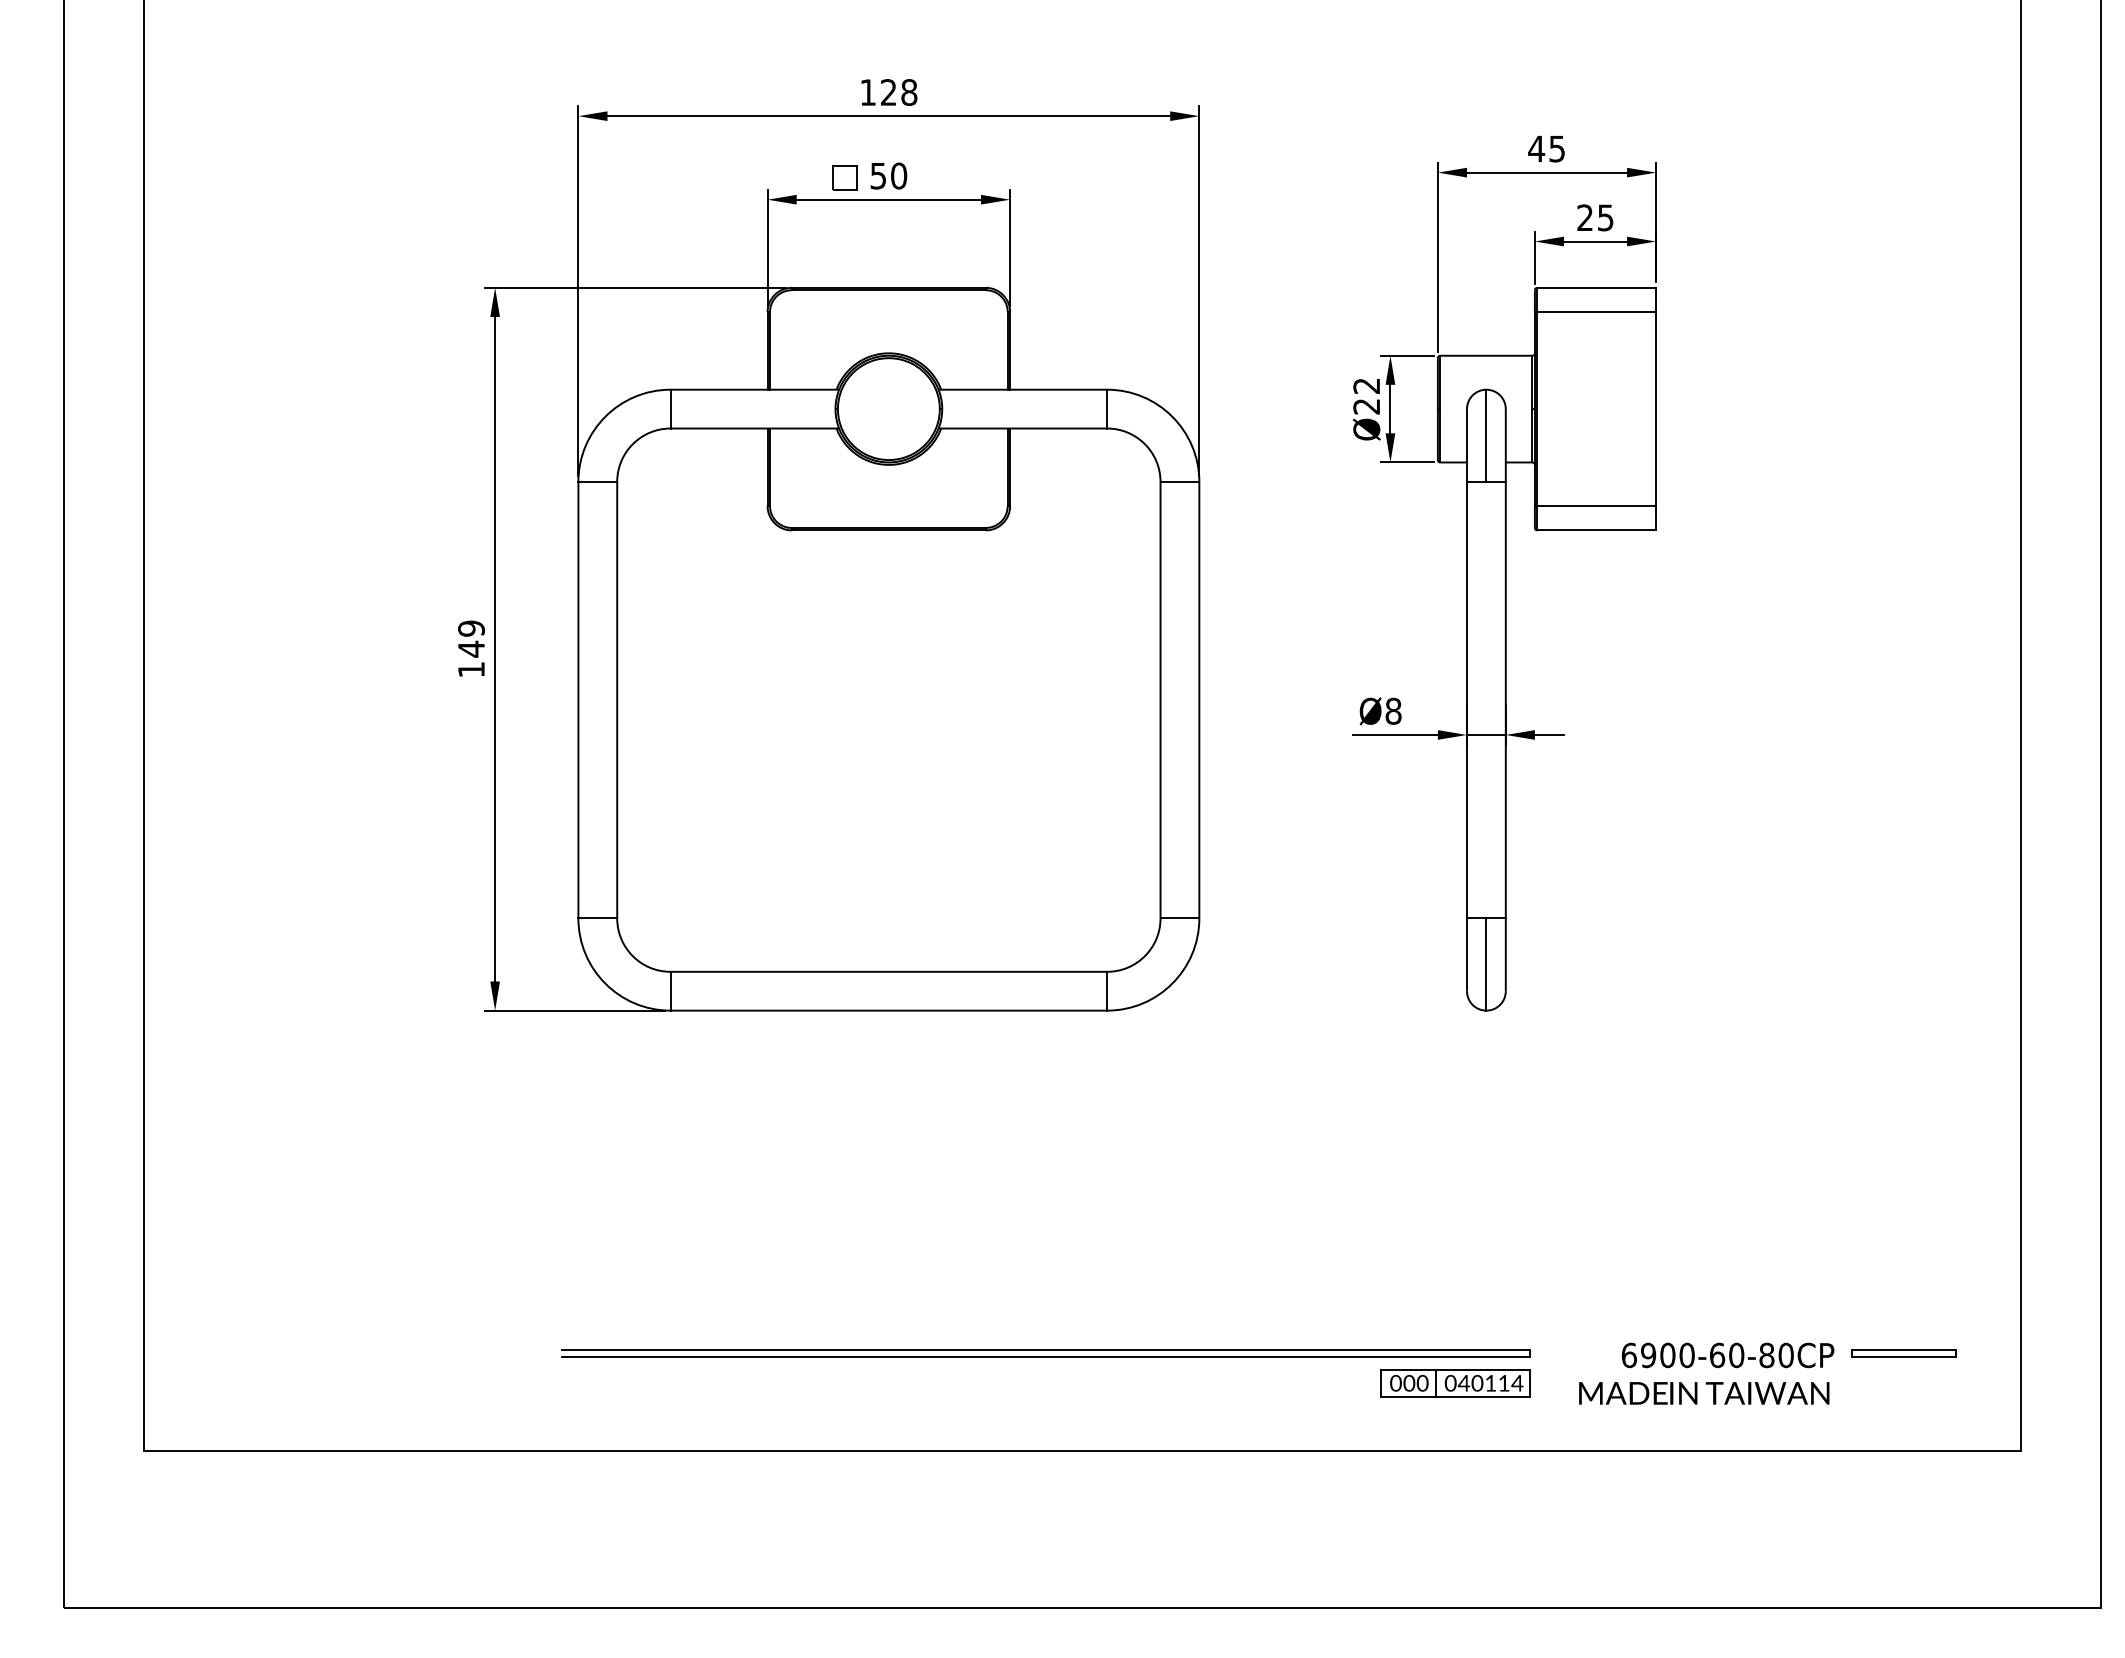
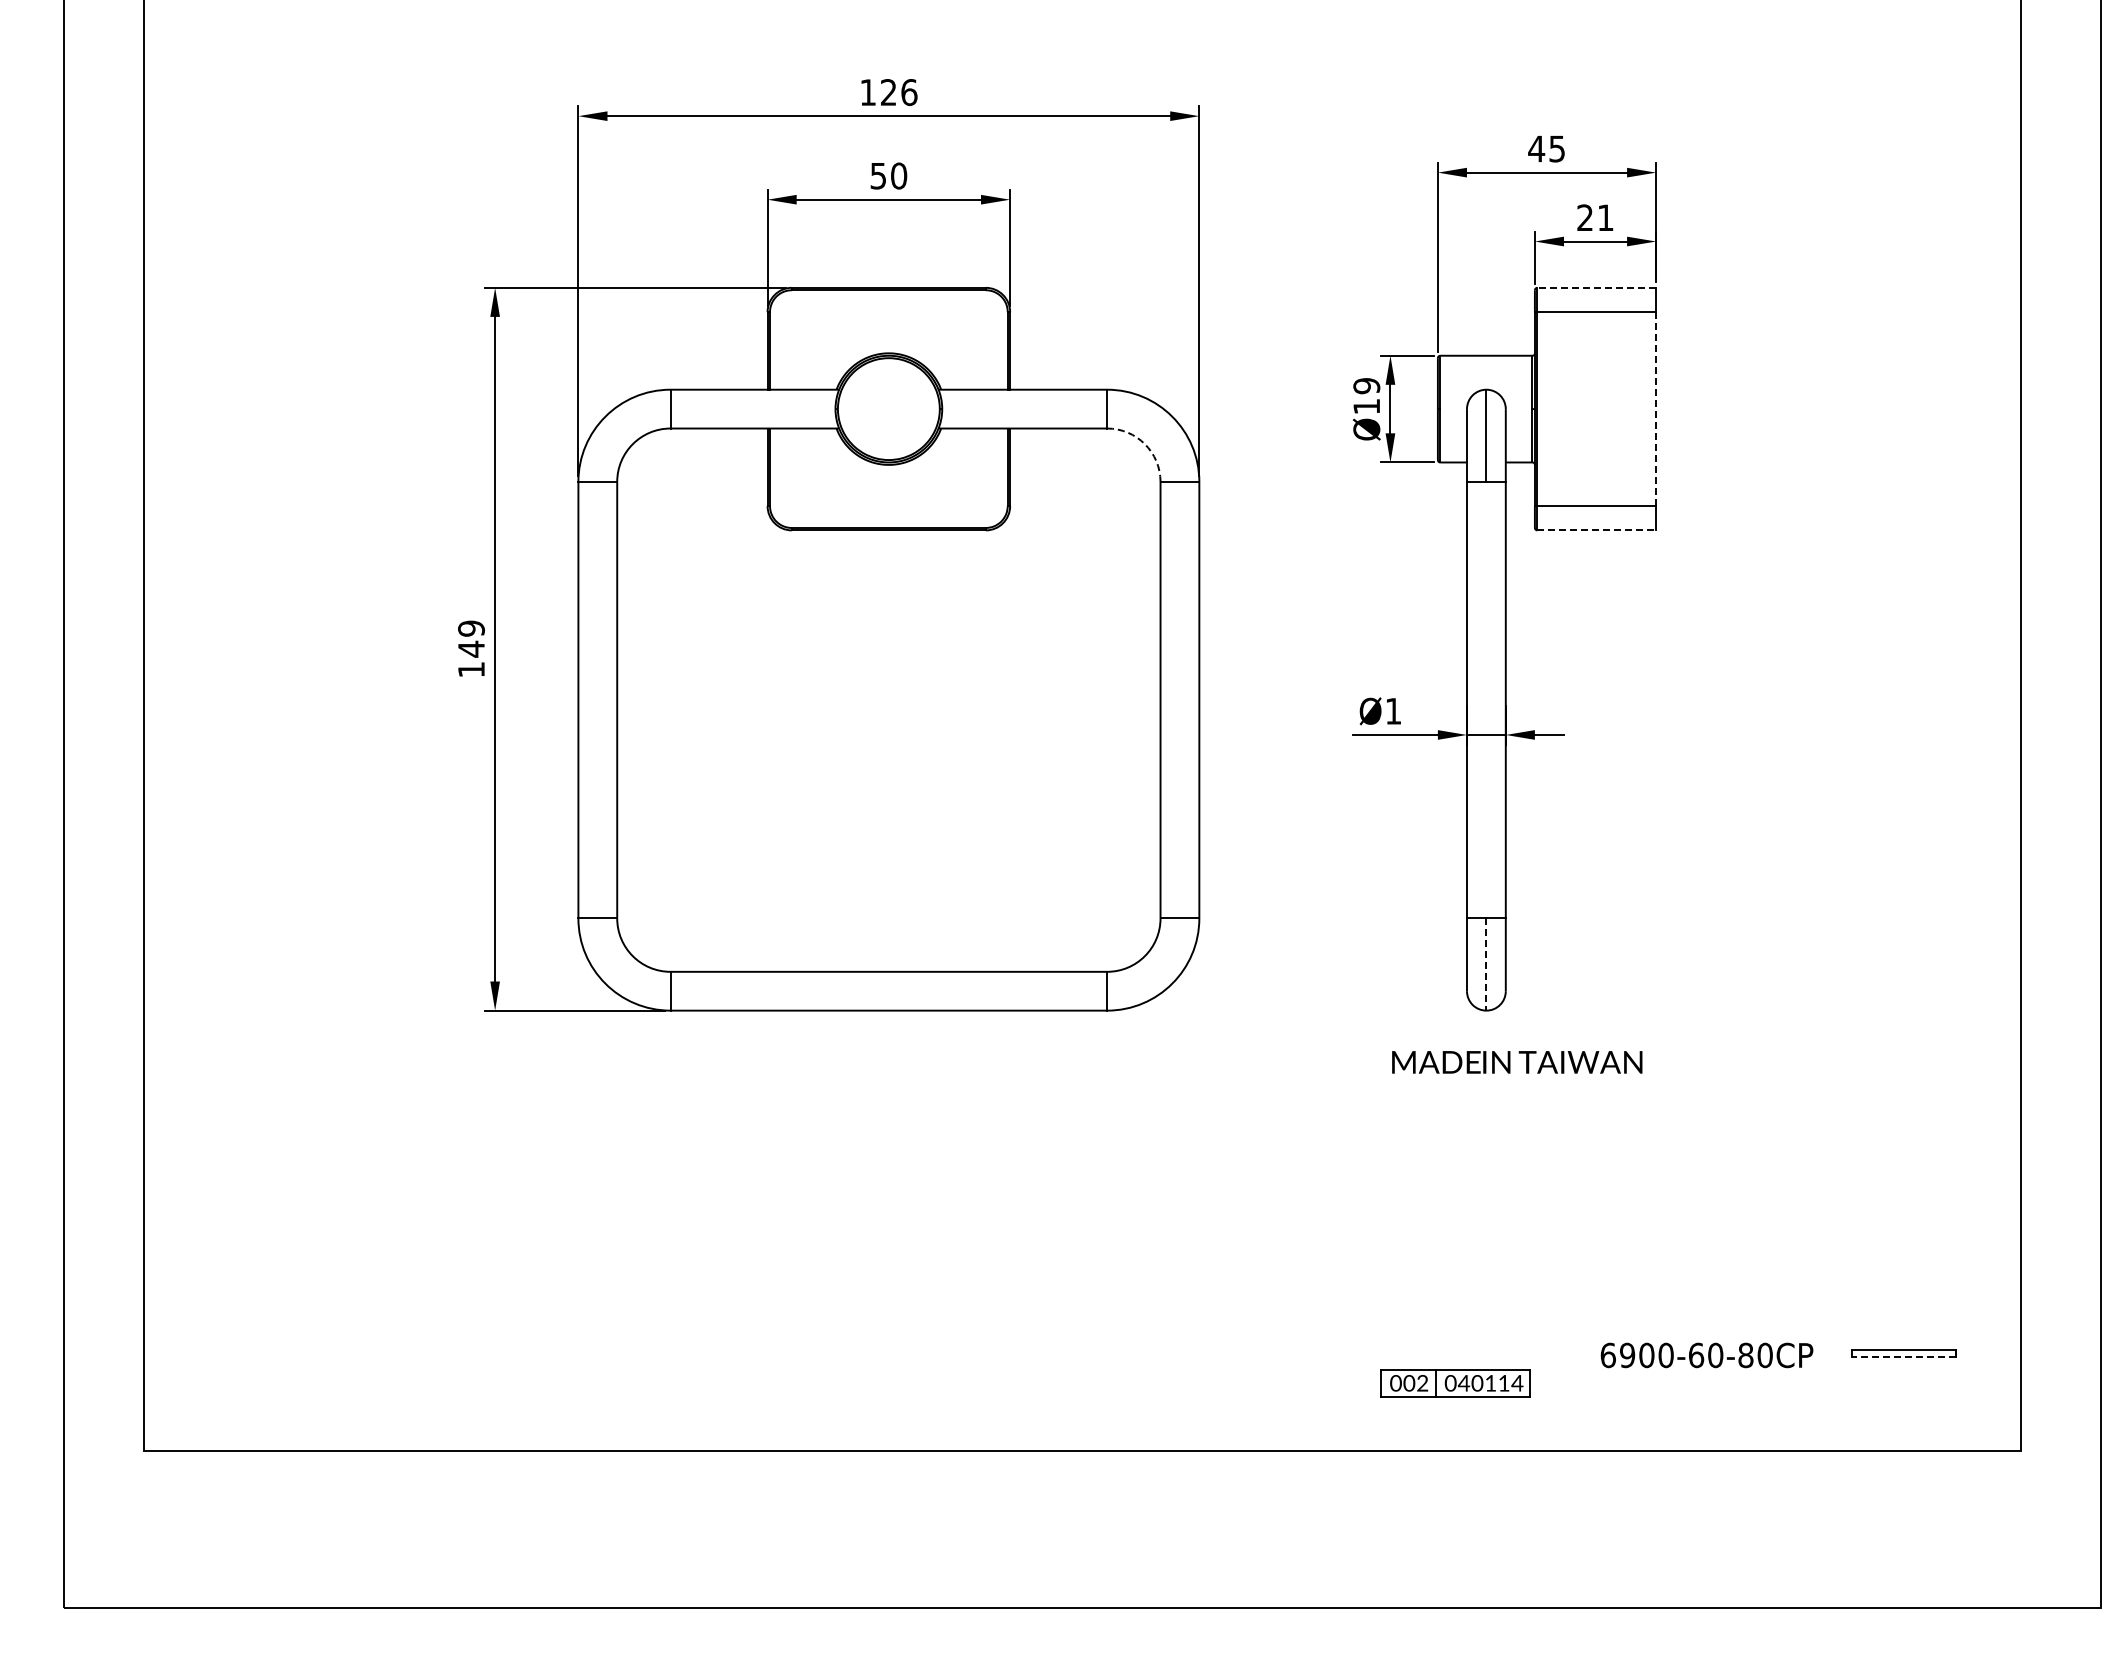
text: 128 -> 126 (909, 92)
part: present -> none (844, 177)
text: 25 -> 21 (1605, 217)
line: solid -> dashed (1596, 287)
text: Ø22 -> Ø19 (1366, 396)
line: solid -> dashed (1656, 408)
arc: solid -> dashed (1144, 444)
line: solid -> dashed (1597, 530)
text: Ø8 -> Ø1 (1393, 710)
line: solid -> dashed (1486, 965)
part: present -> none (1045, 1353)
text position: (1727, 1355) -> (1706, 1355) (1706, 1355)
line: solid -> dashed (1903, 1357)
text: 000 -> 002 (1422, 1383)
text position: (1704, 1393) -> (1517, 1062) (1517, 1062)
